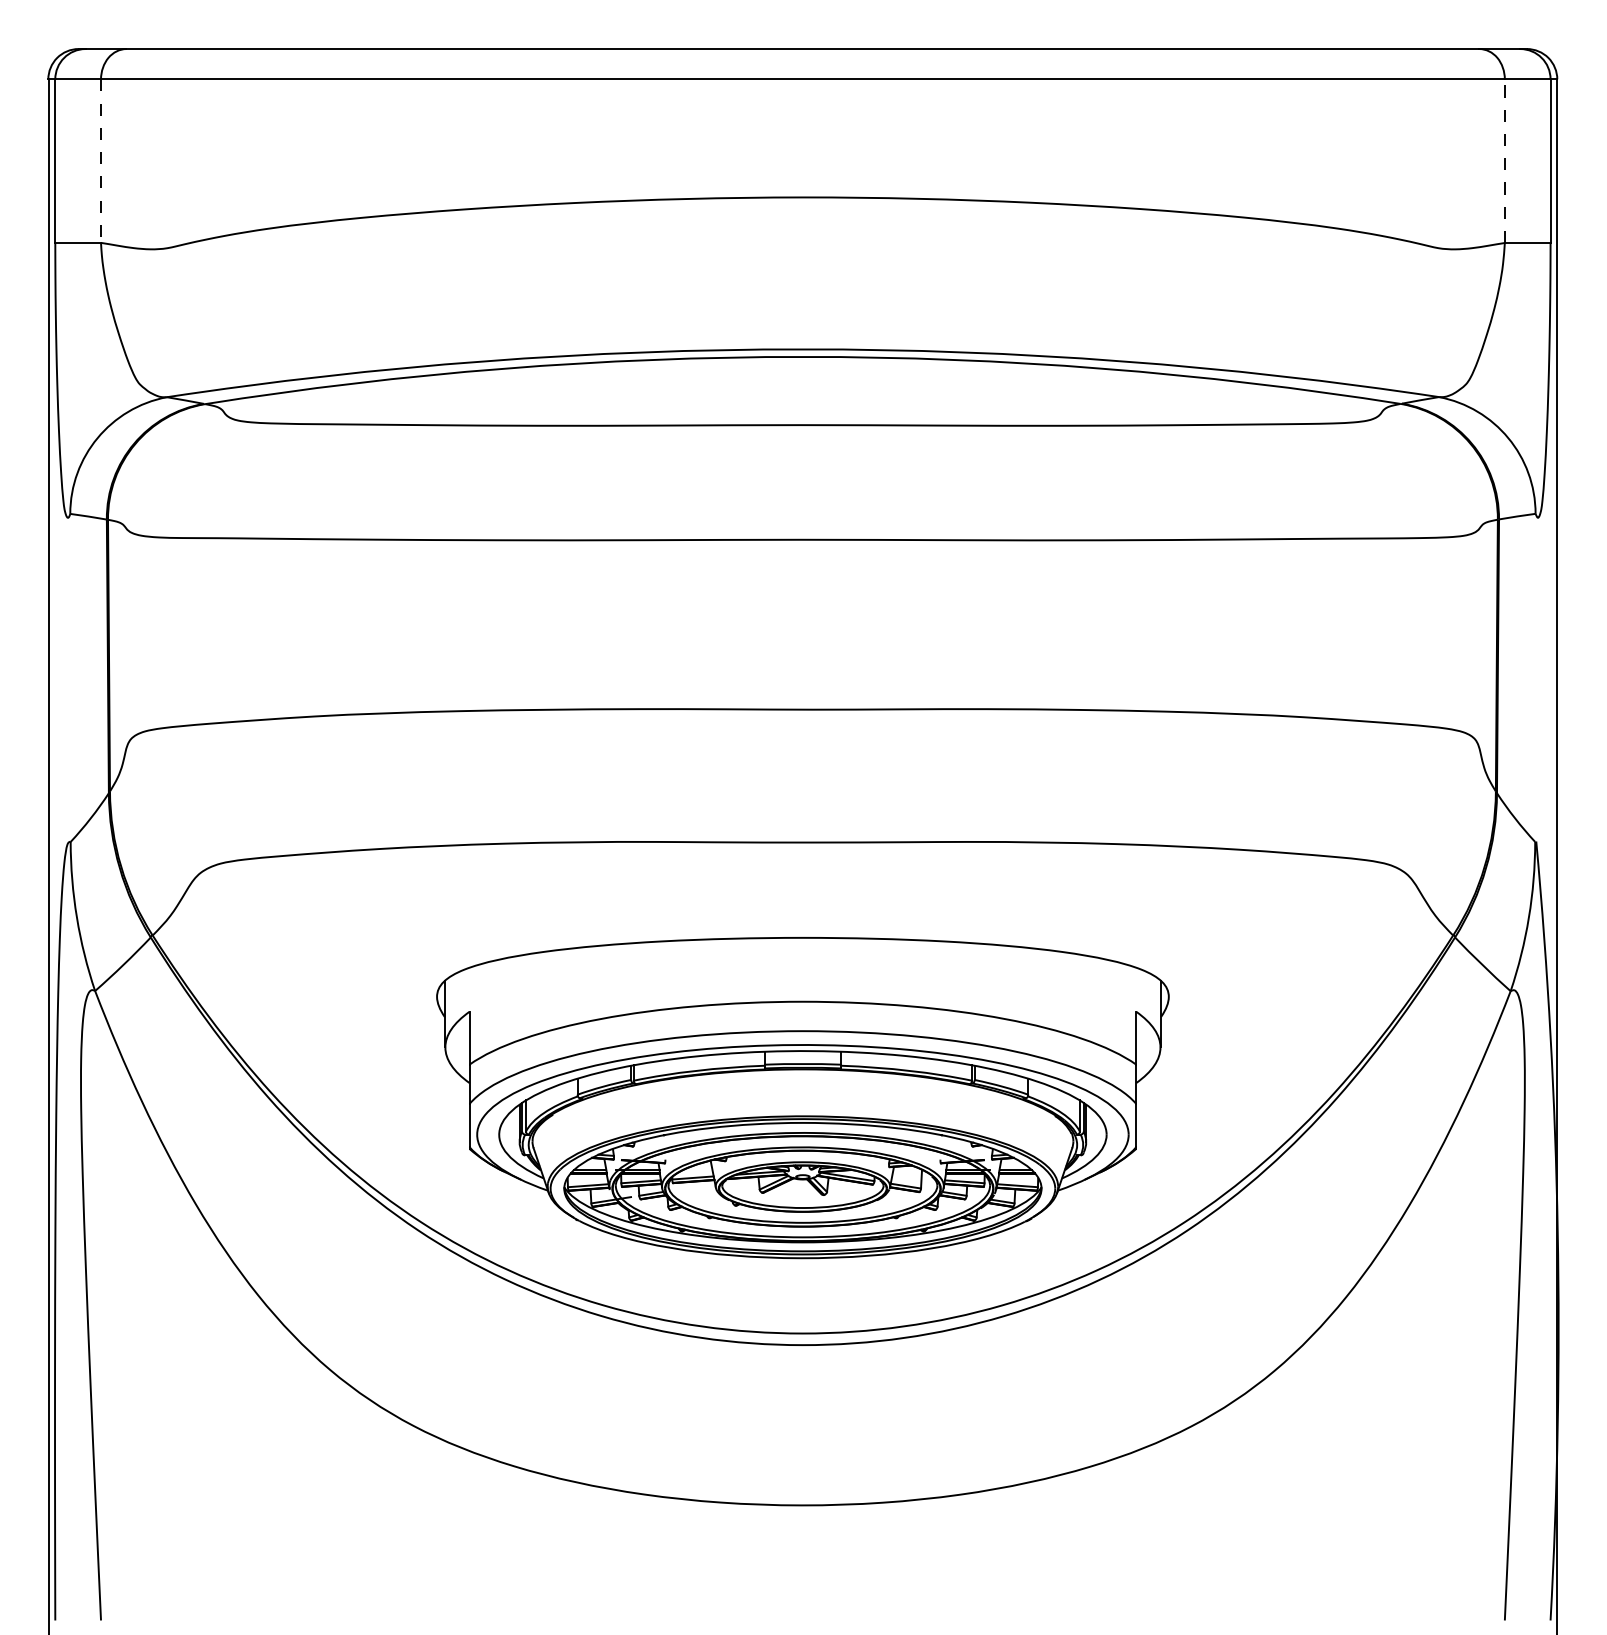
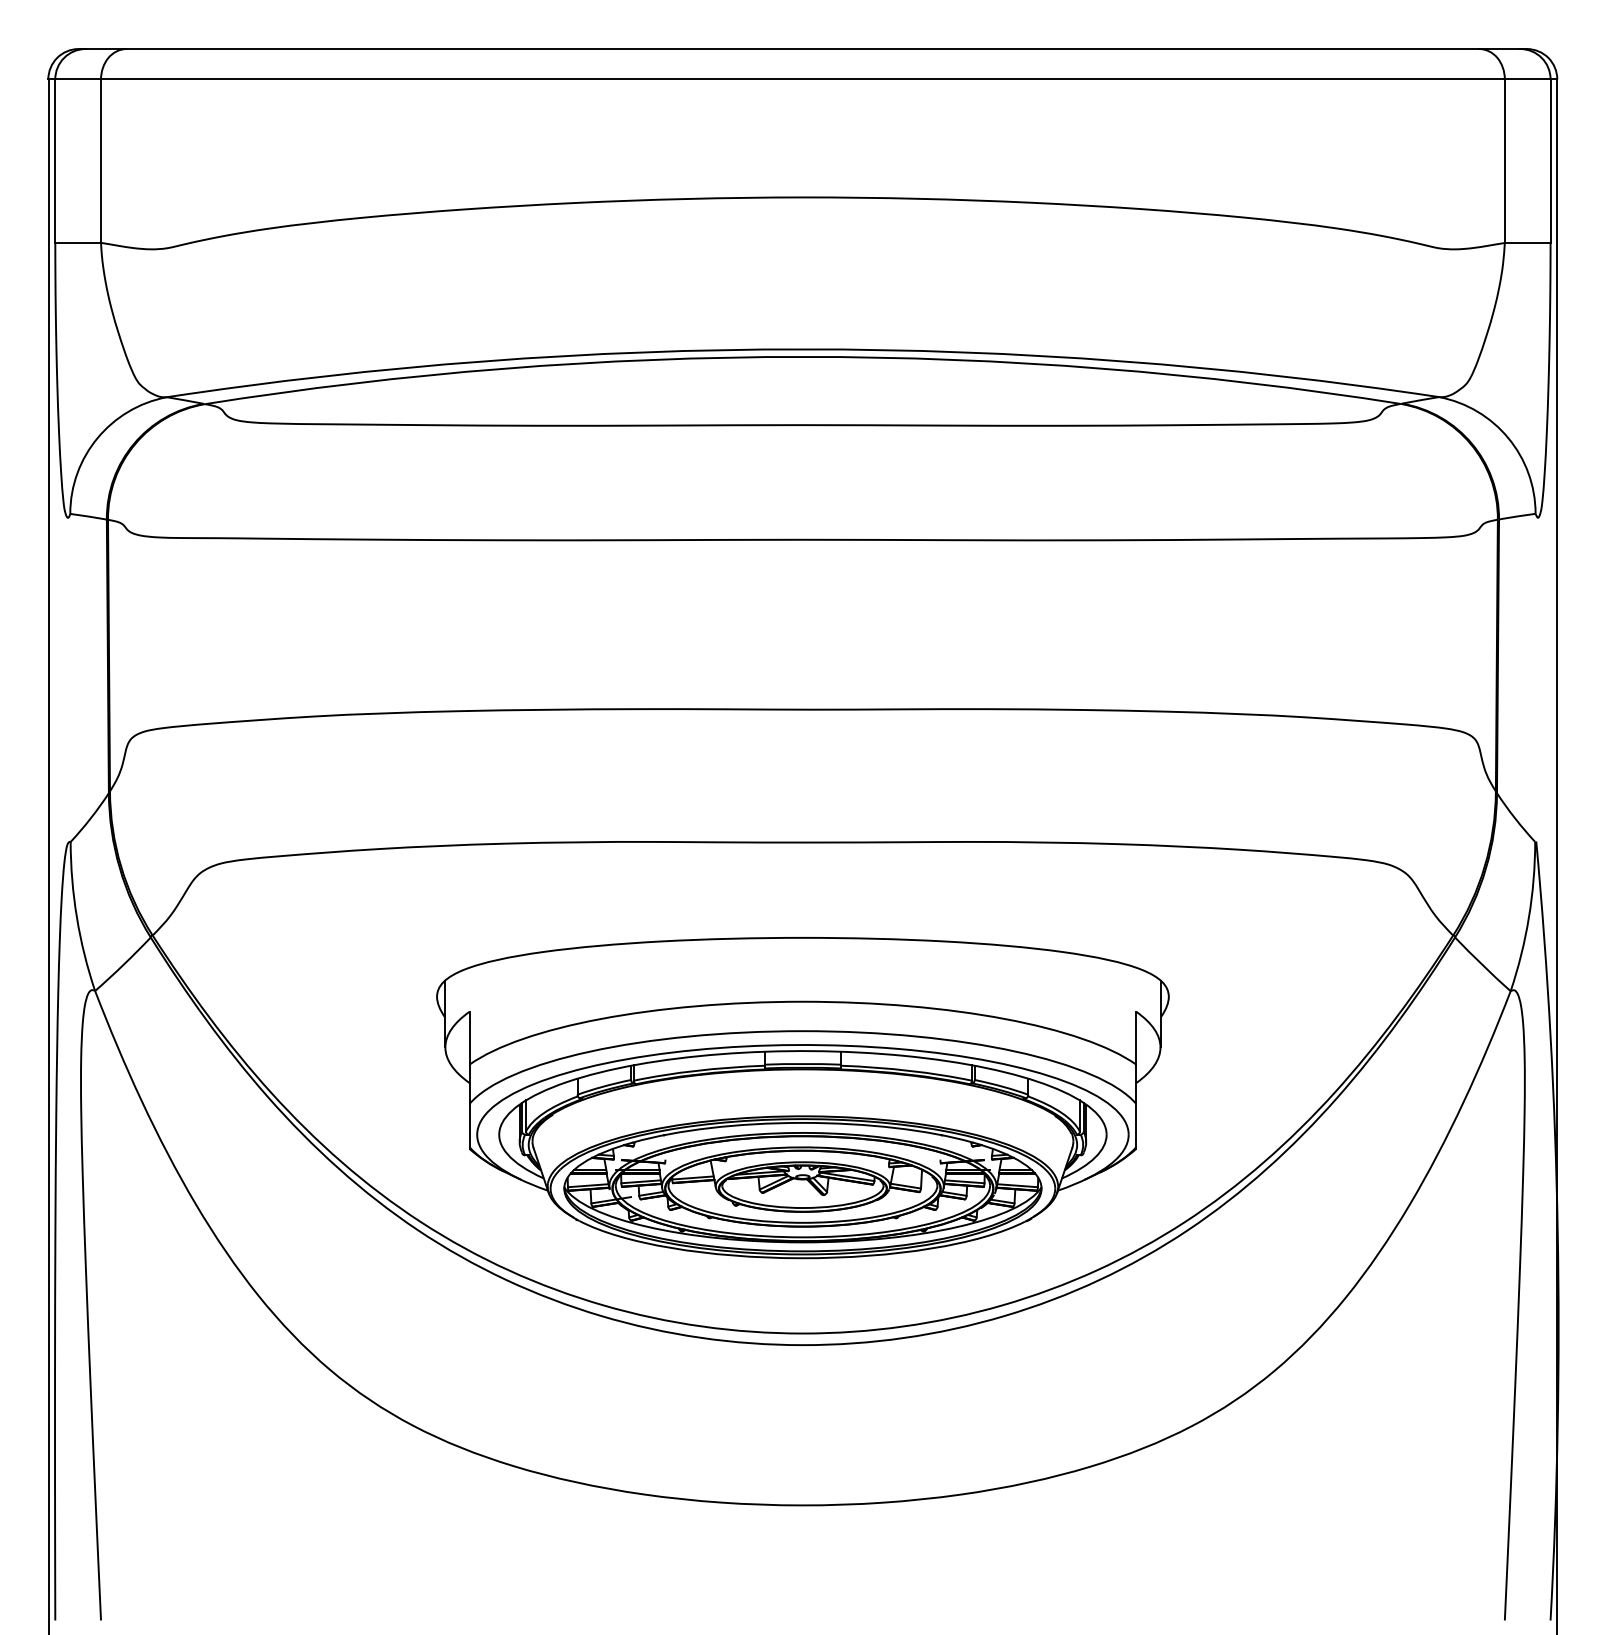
line: dashed -> solid (101, 161)
line: dashed -> solid (1504, 161)
